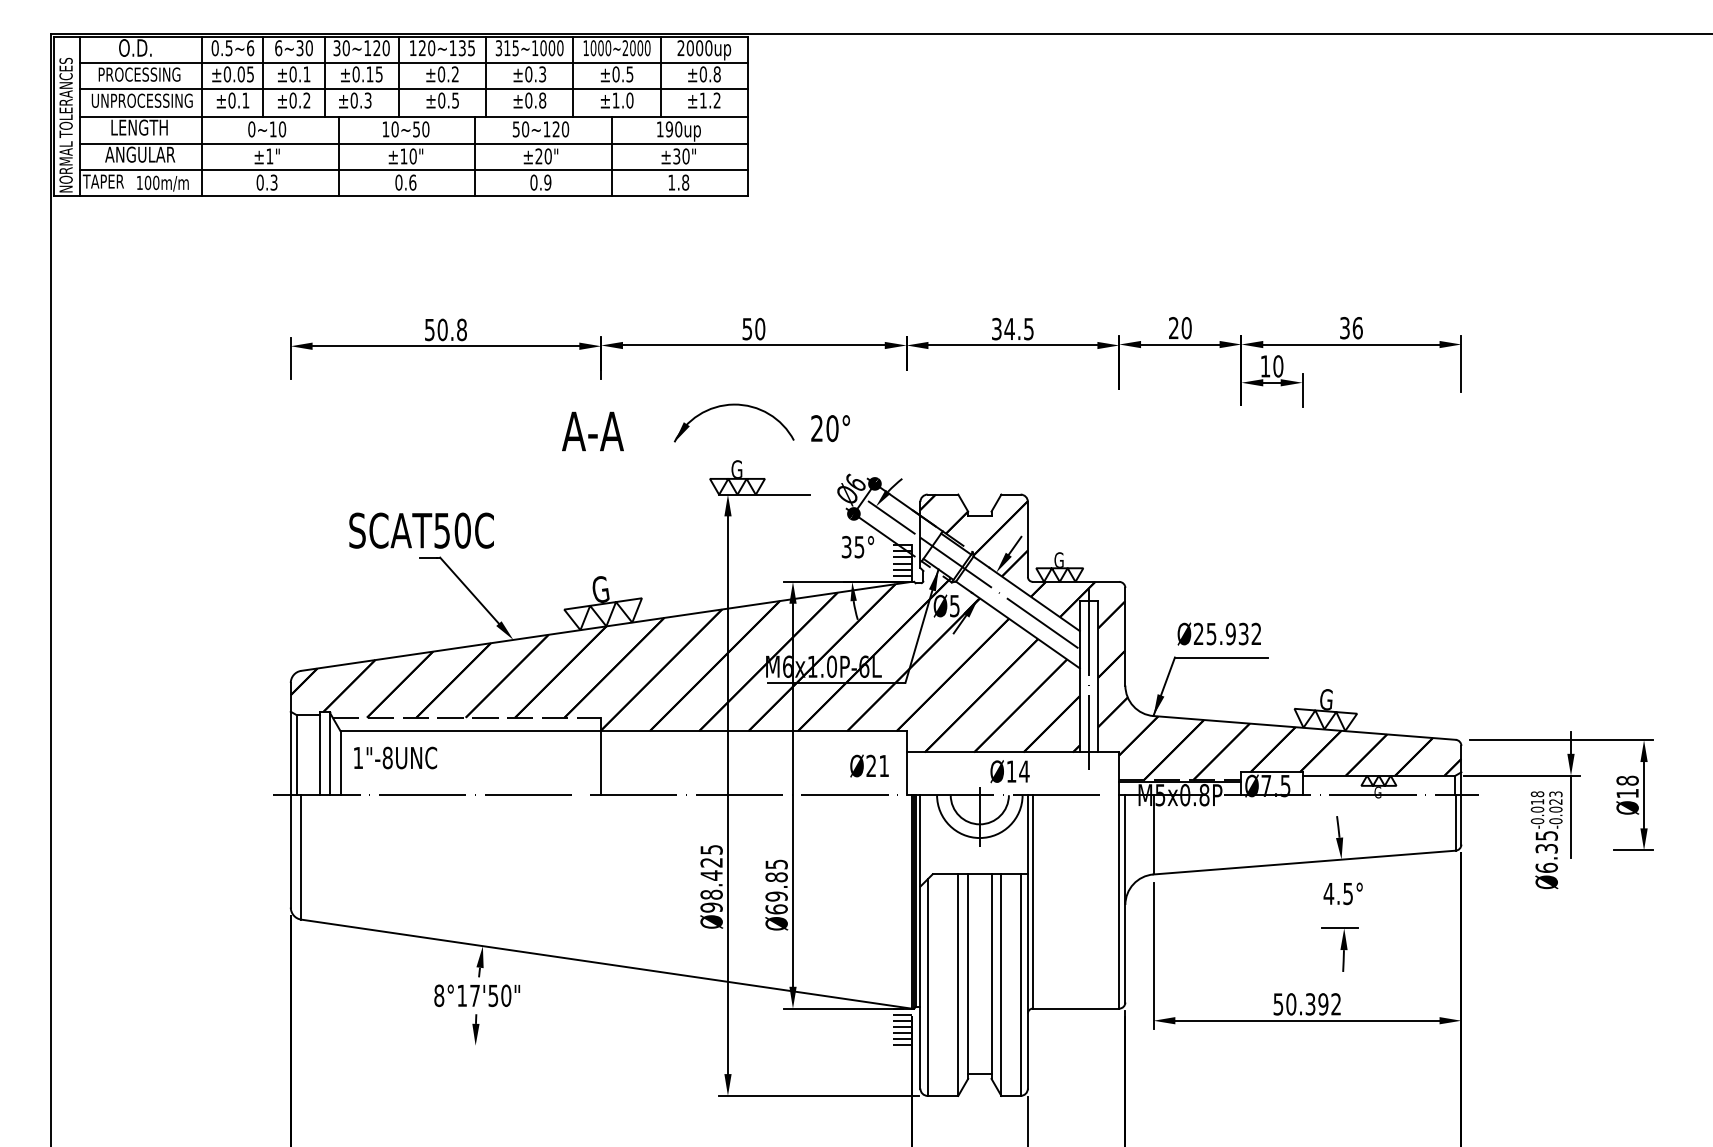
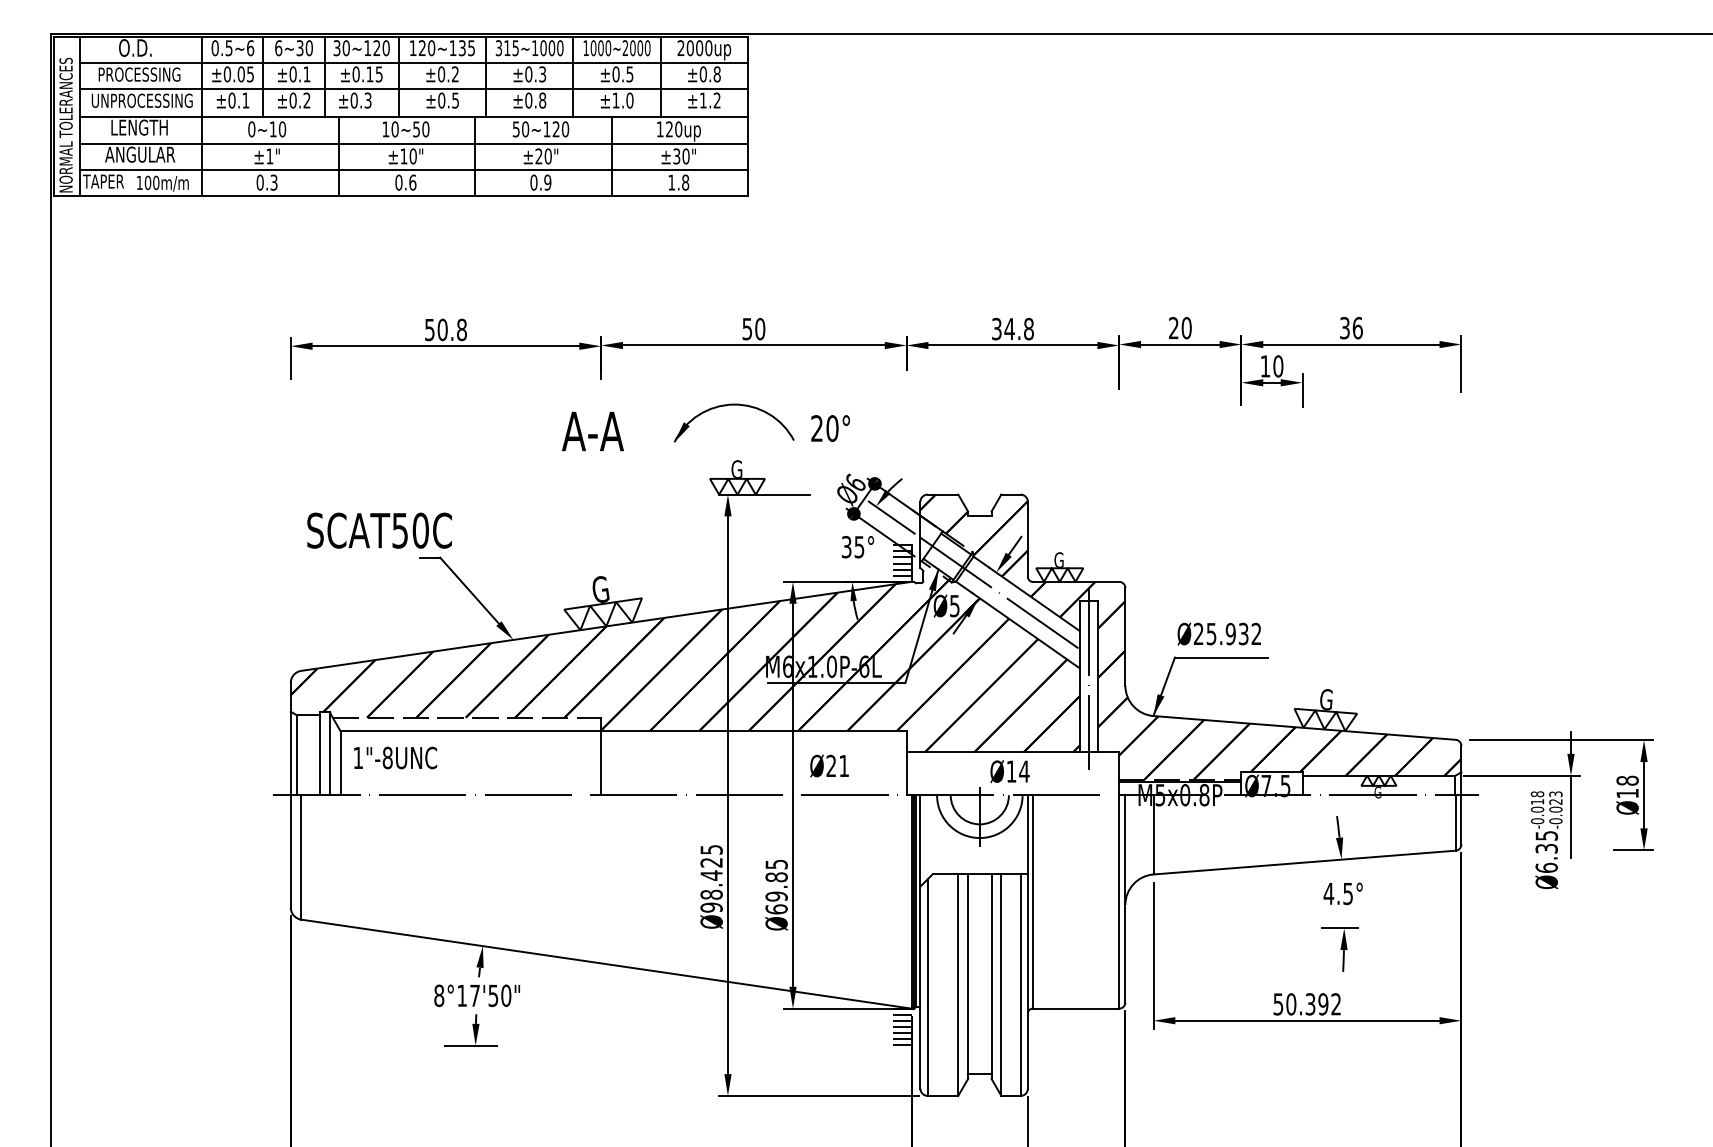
text: 190up -> 120up (669, 129)
text: 34.5 -> 34.8 (1028, 328)
text position: (421, 530) -> (379, 530) (379, 530)
text position: (869, 765) -> (829, 765) (829, 765)
line: none -> present (470, 1045)
